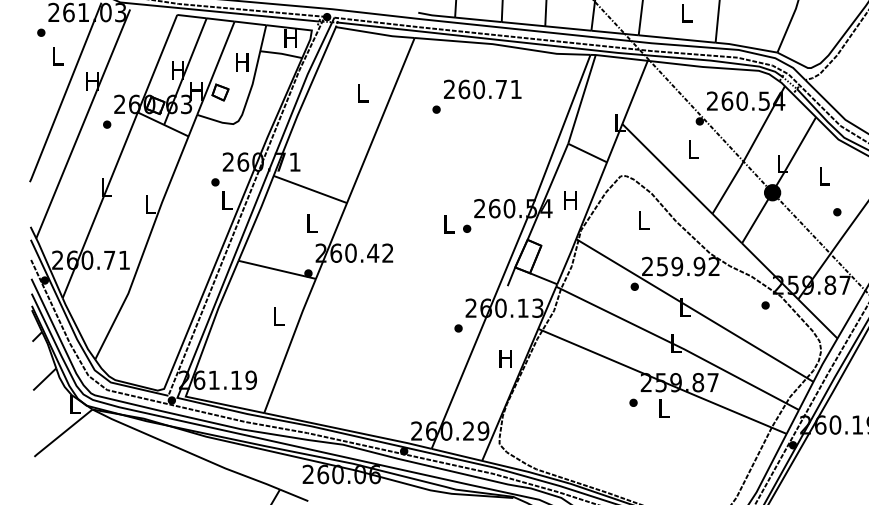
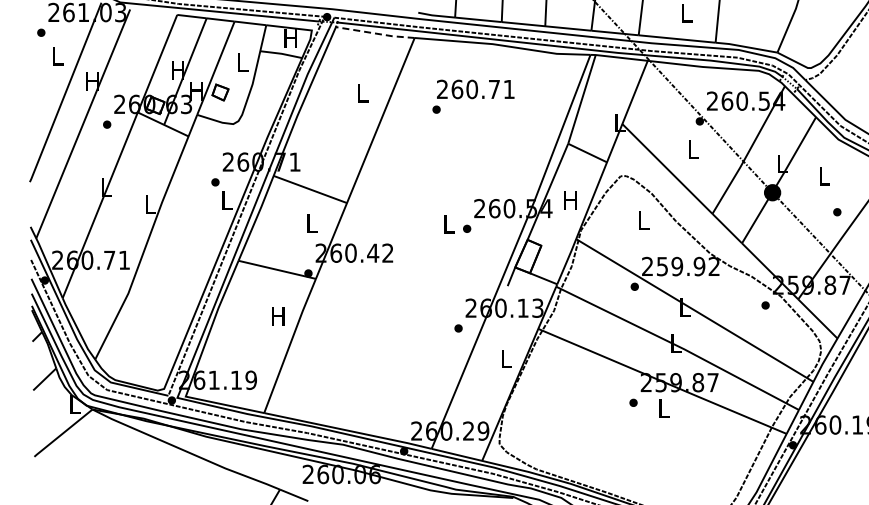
line: solid -> dashed (375, 33)
text: H -> L (242, 62)
text position: (482, 89) -> (475, 89) (475, 89)
text: L -> H (278, 316)
text: H -> L (505, 358)
